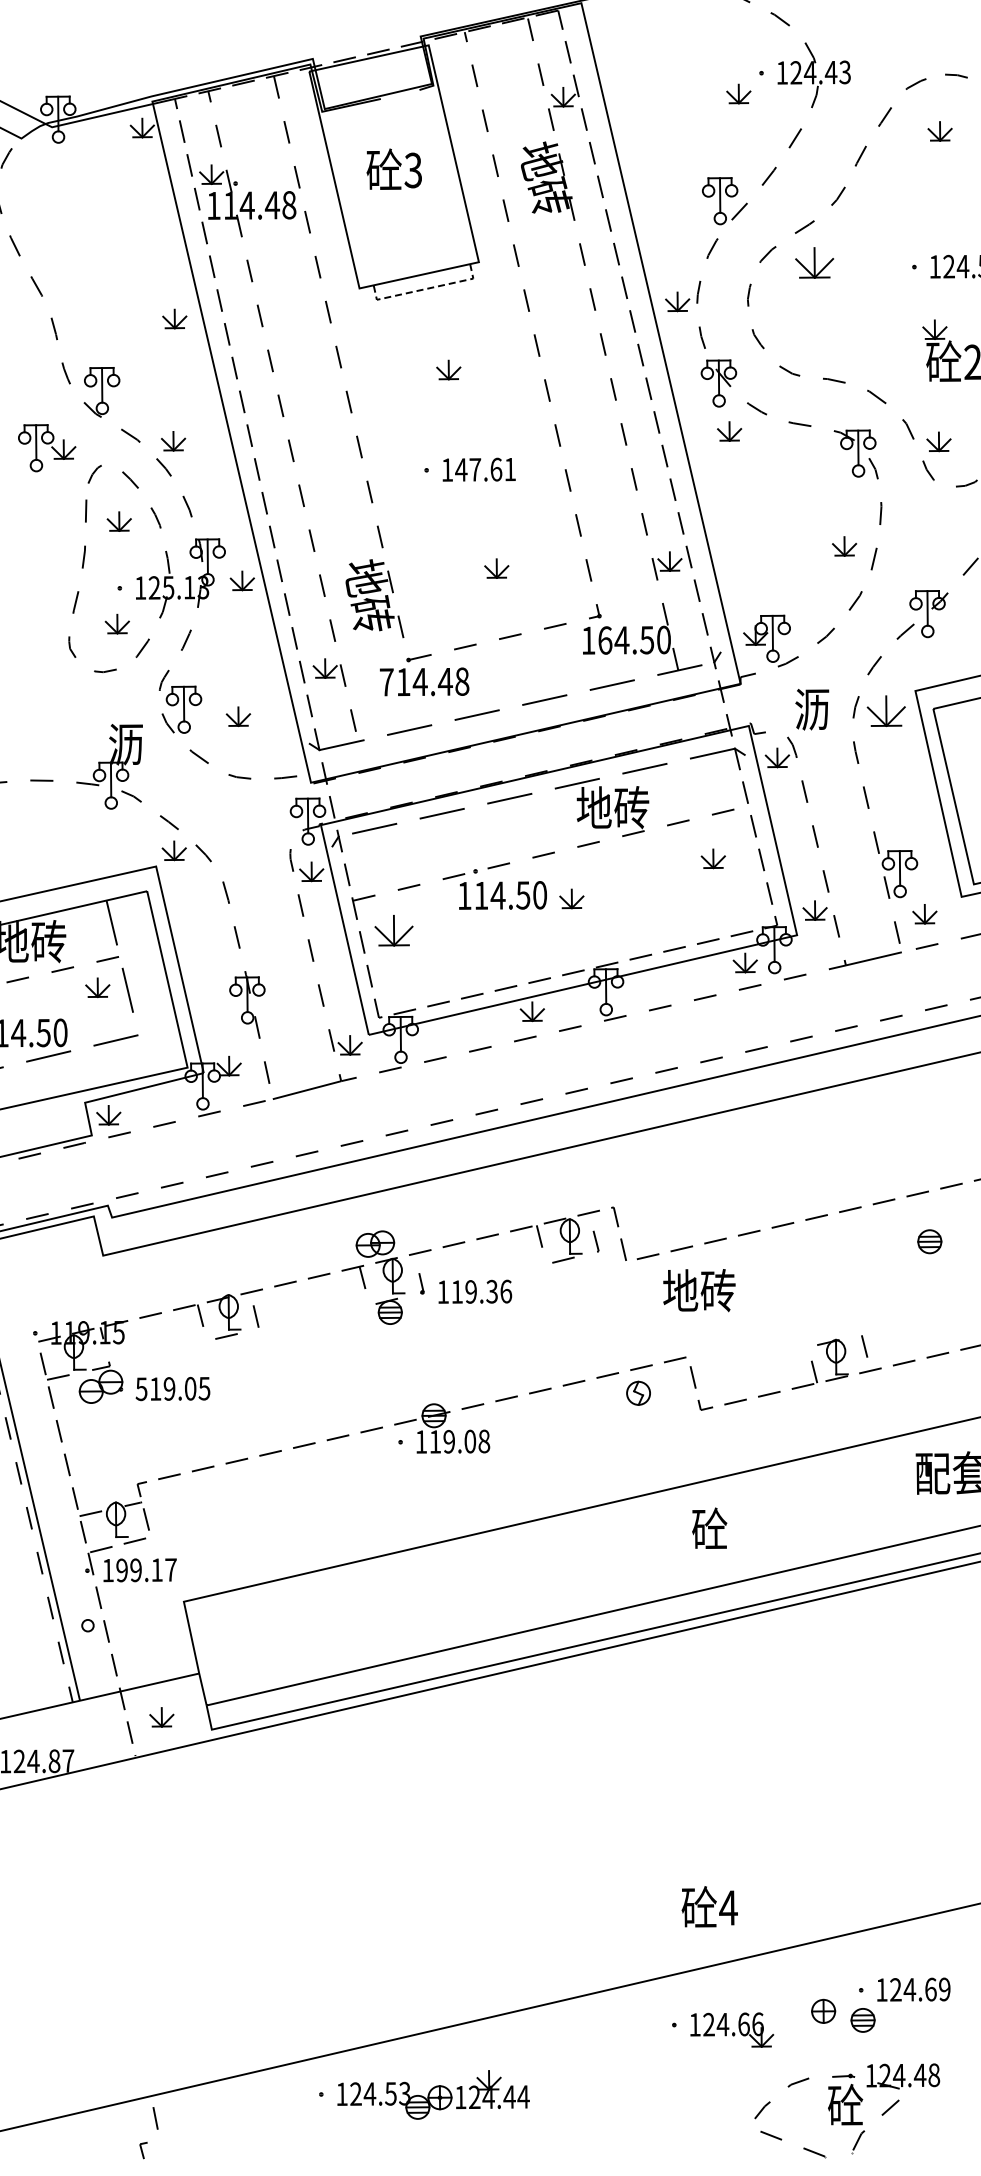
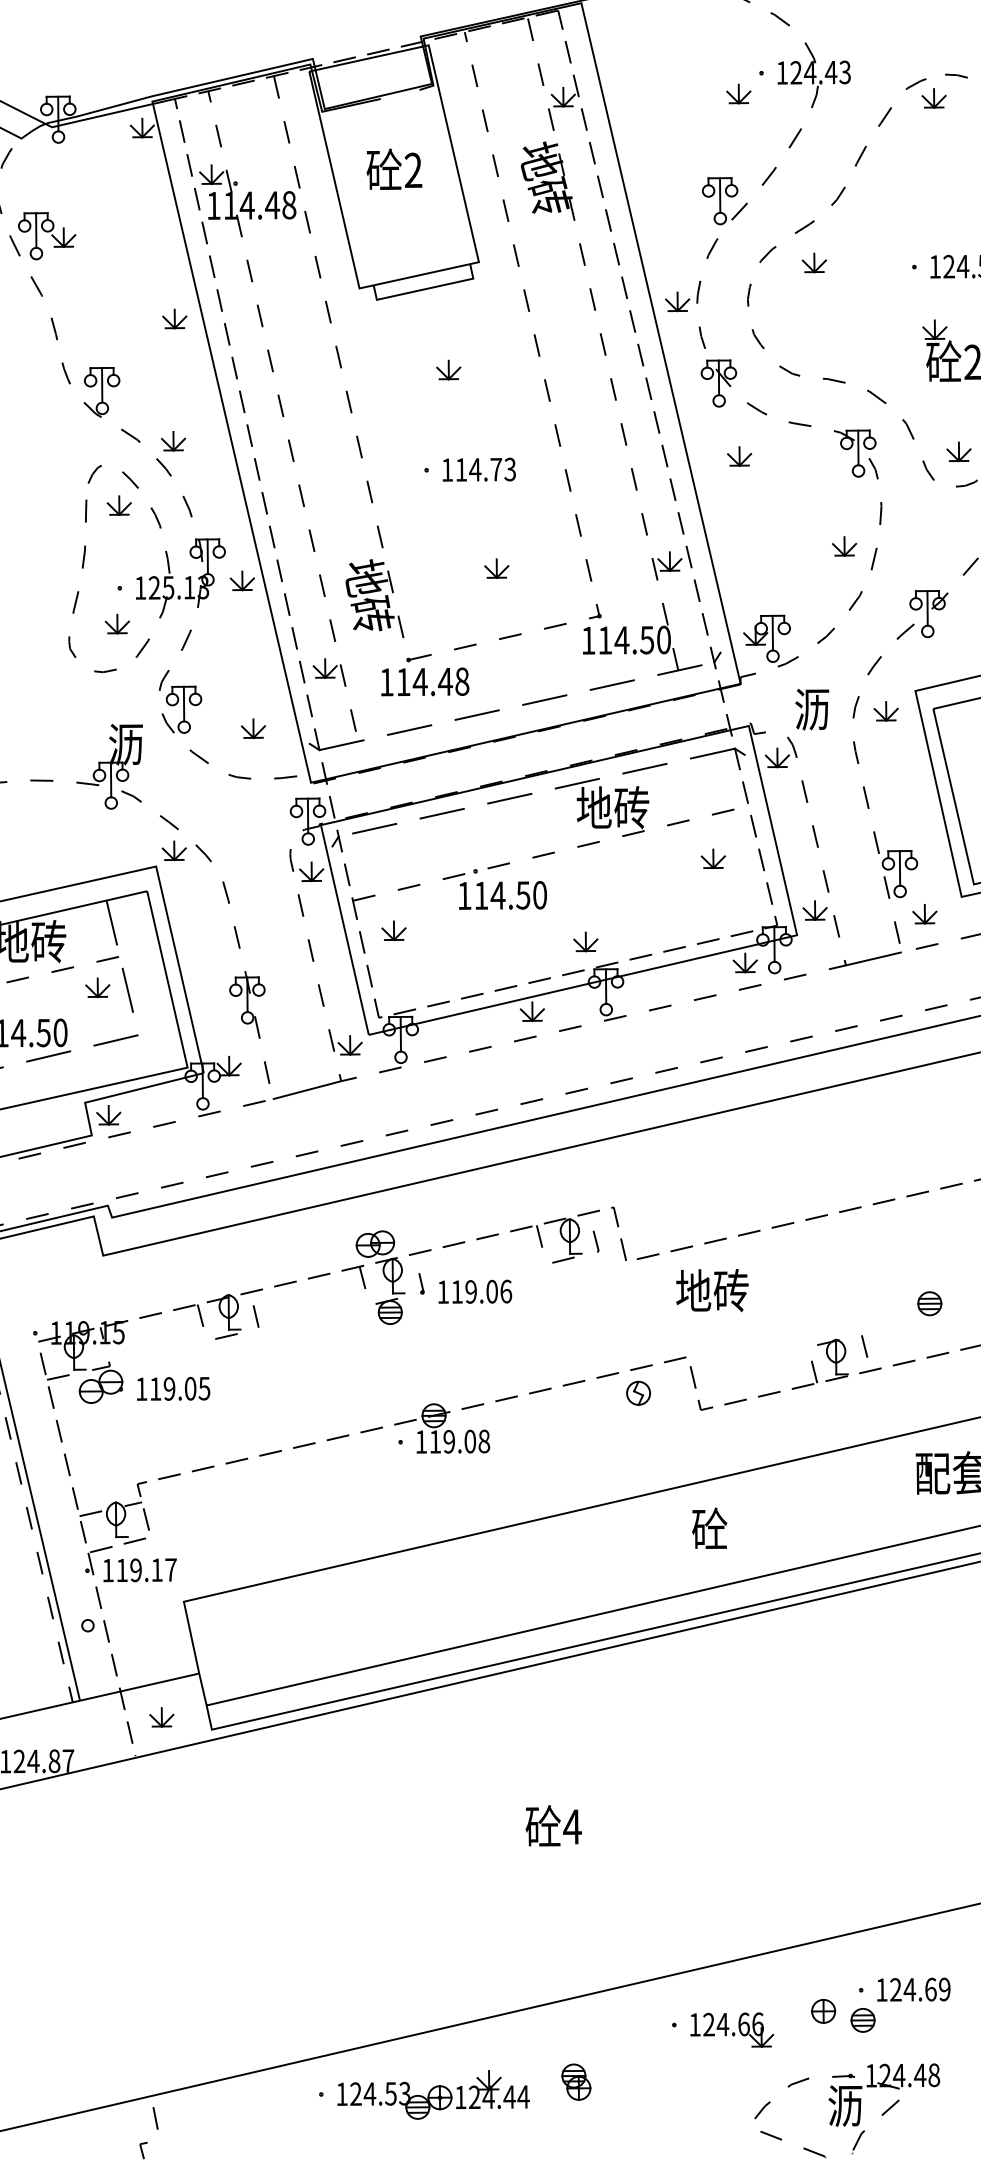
part position: (939, 131) -> (933, 98) (933, 98)
text: 3 -> 2 (413, 170)
part size: 39x32 px -> 26x22 px (813, 262)
line: dashed -> solid (424, 289)
part position: (729, 431) -> (739, 456) (739, 456)
part position: (938, 441) -> (958, 451) (958, 451)
part position: (47, 448) -> (47, 236) (47, 236)
text: 147.61 -> 114.73 (485, 469)
part position: (118, 521) -> (118, 505) (118, 505)
text: 164.50 -> 114.50 (605, 640)
text: 714.48 -> 114.48 (386, 682)
part size: 40x32 px -> 26x21 px (885, 711)
part position: (238, 716) -> (253, 728) (253, 728)
part position: (571, 898) -> (585, 941) (585, 941)
part size: 40x32 px -> 26x22 px (393, 930)
part position: (929, 1241) -> (929, 1303) (929, 1303)
text position: (699, 1290) -> (712, 1290) (712, 1290)
text: 119.36 -> 119.06 (491, 1291)
text: 519.05 -> 119.05 (141, 1389)
text: 199.17 -> 119.17 (121, 1570)
text position: (709, 1906) -> (553, 1825) (553, 1825)
part: none -> present (576, 2081)
text: 砼 -> 沥 (845, 2104)
